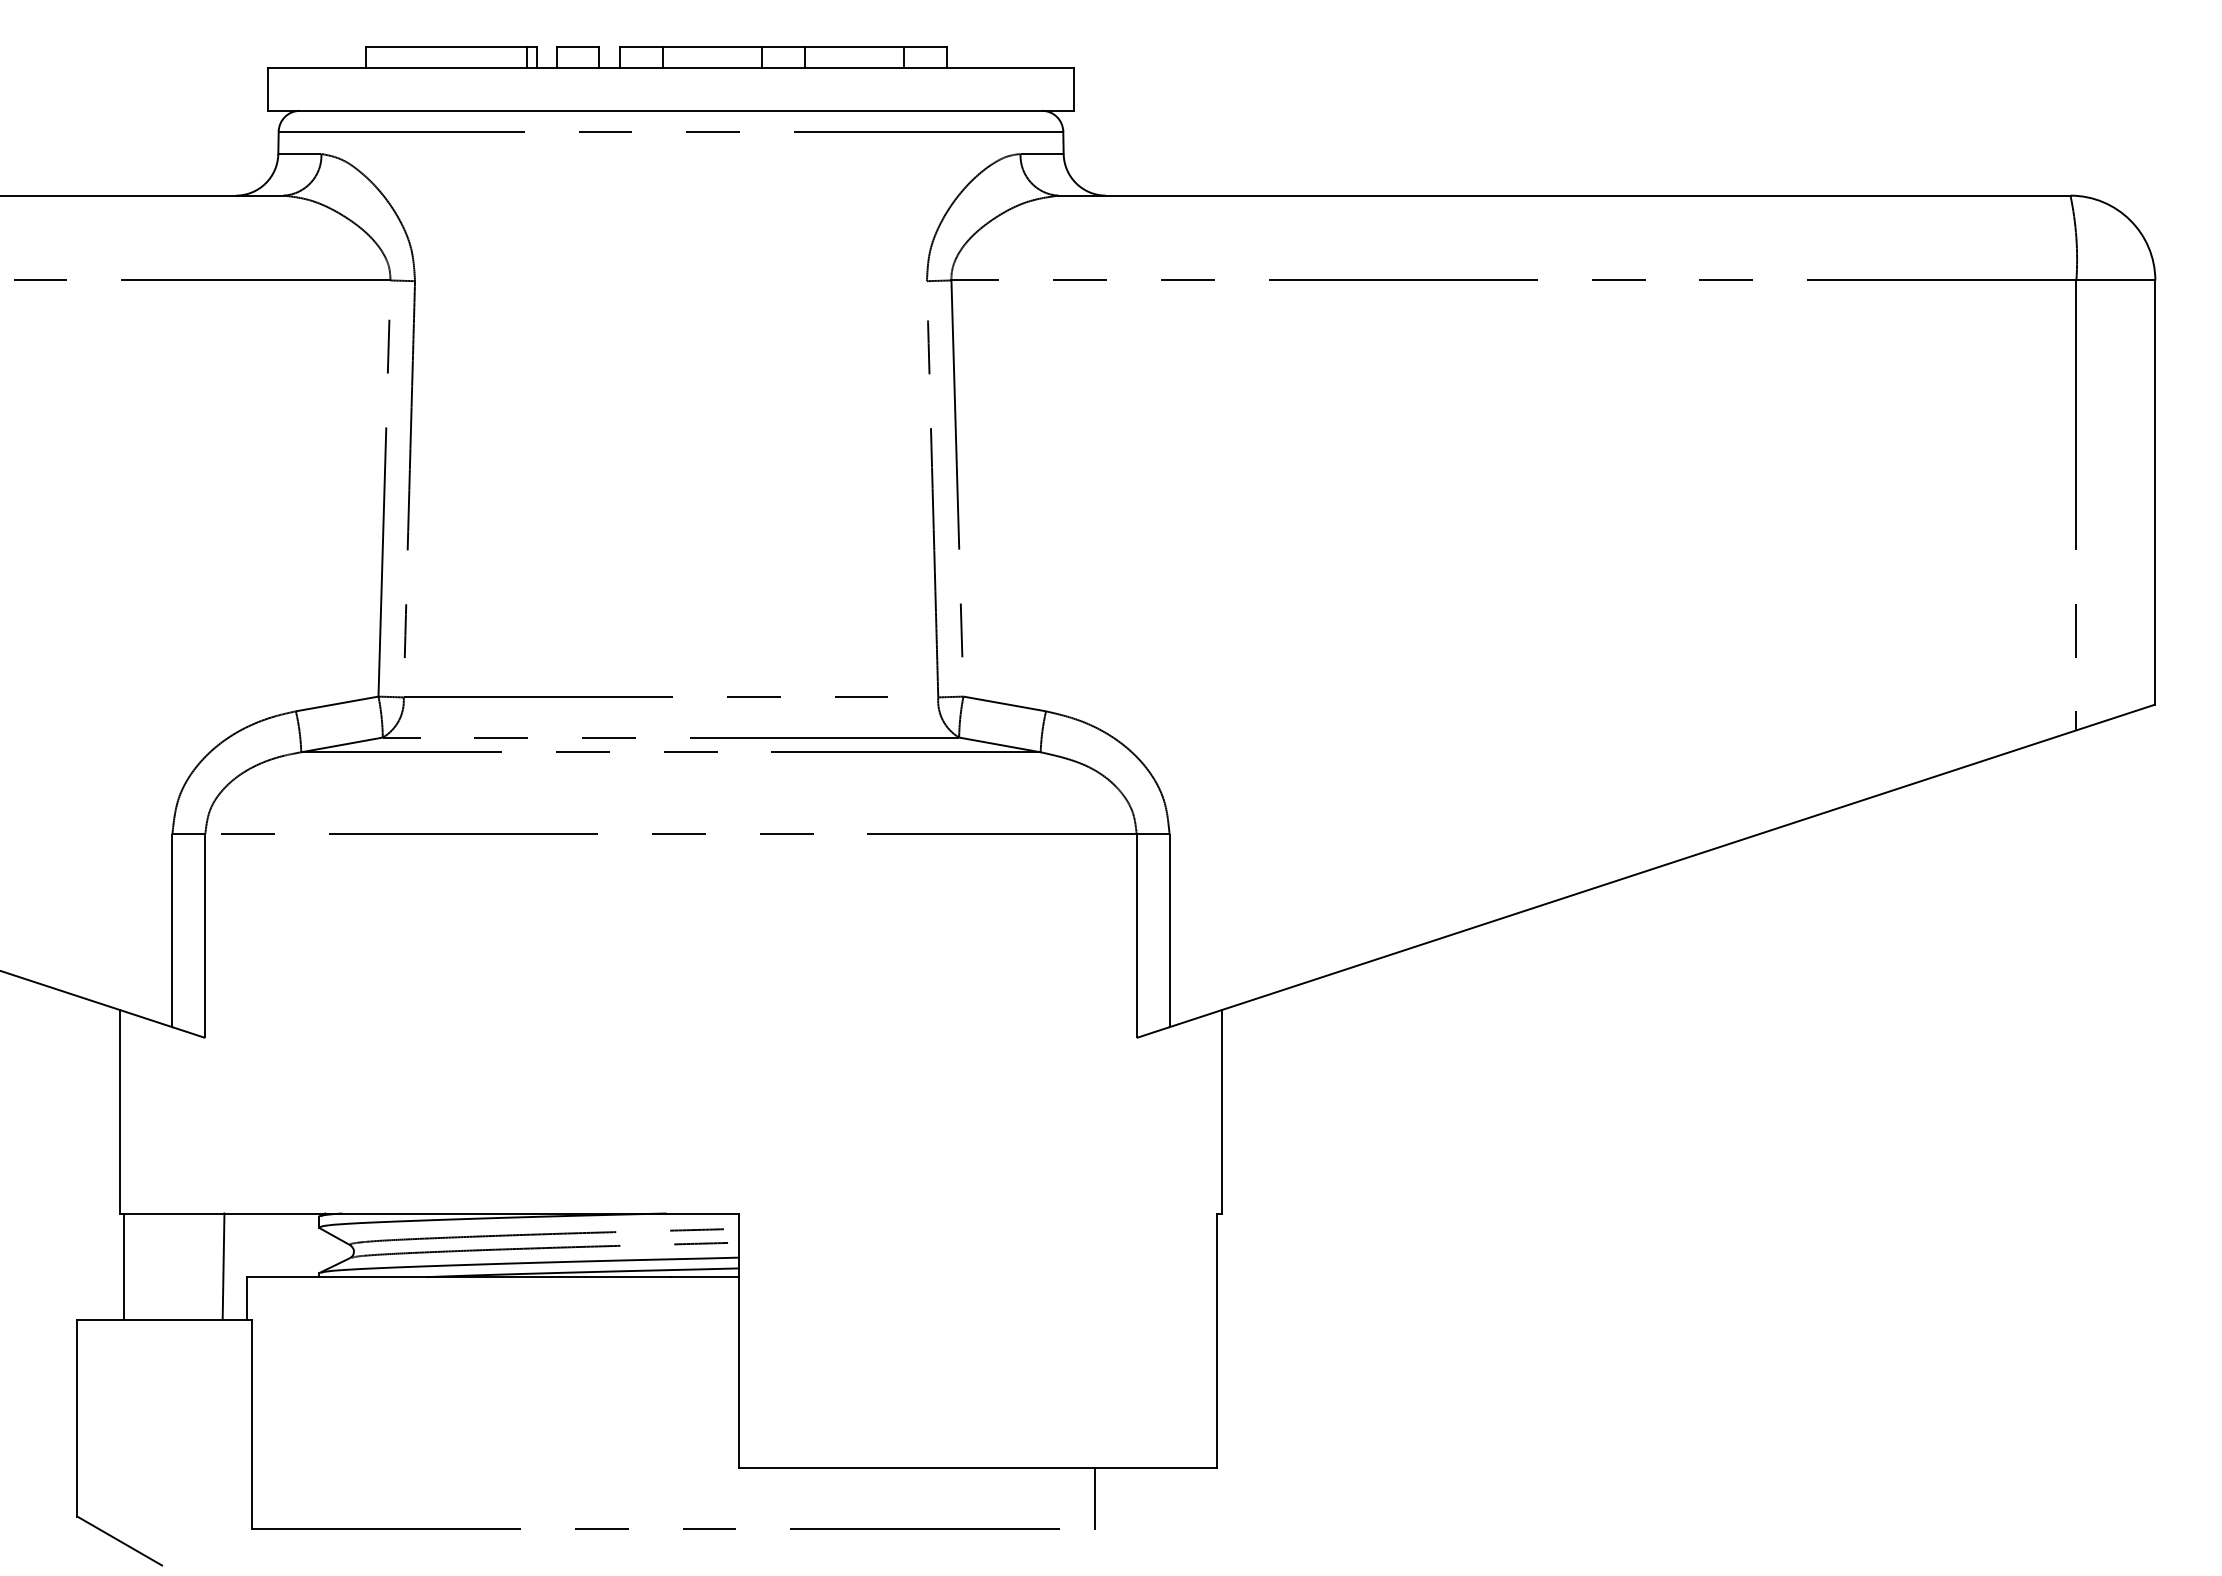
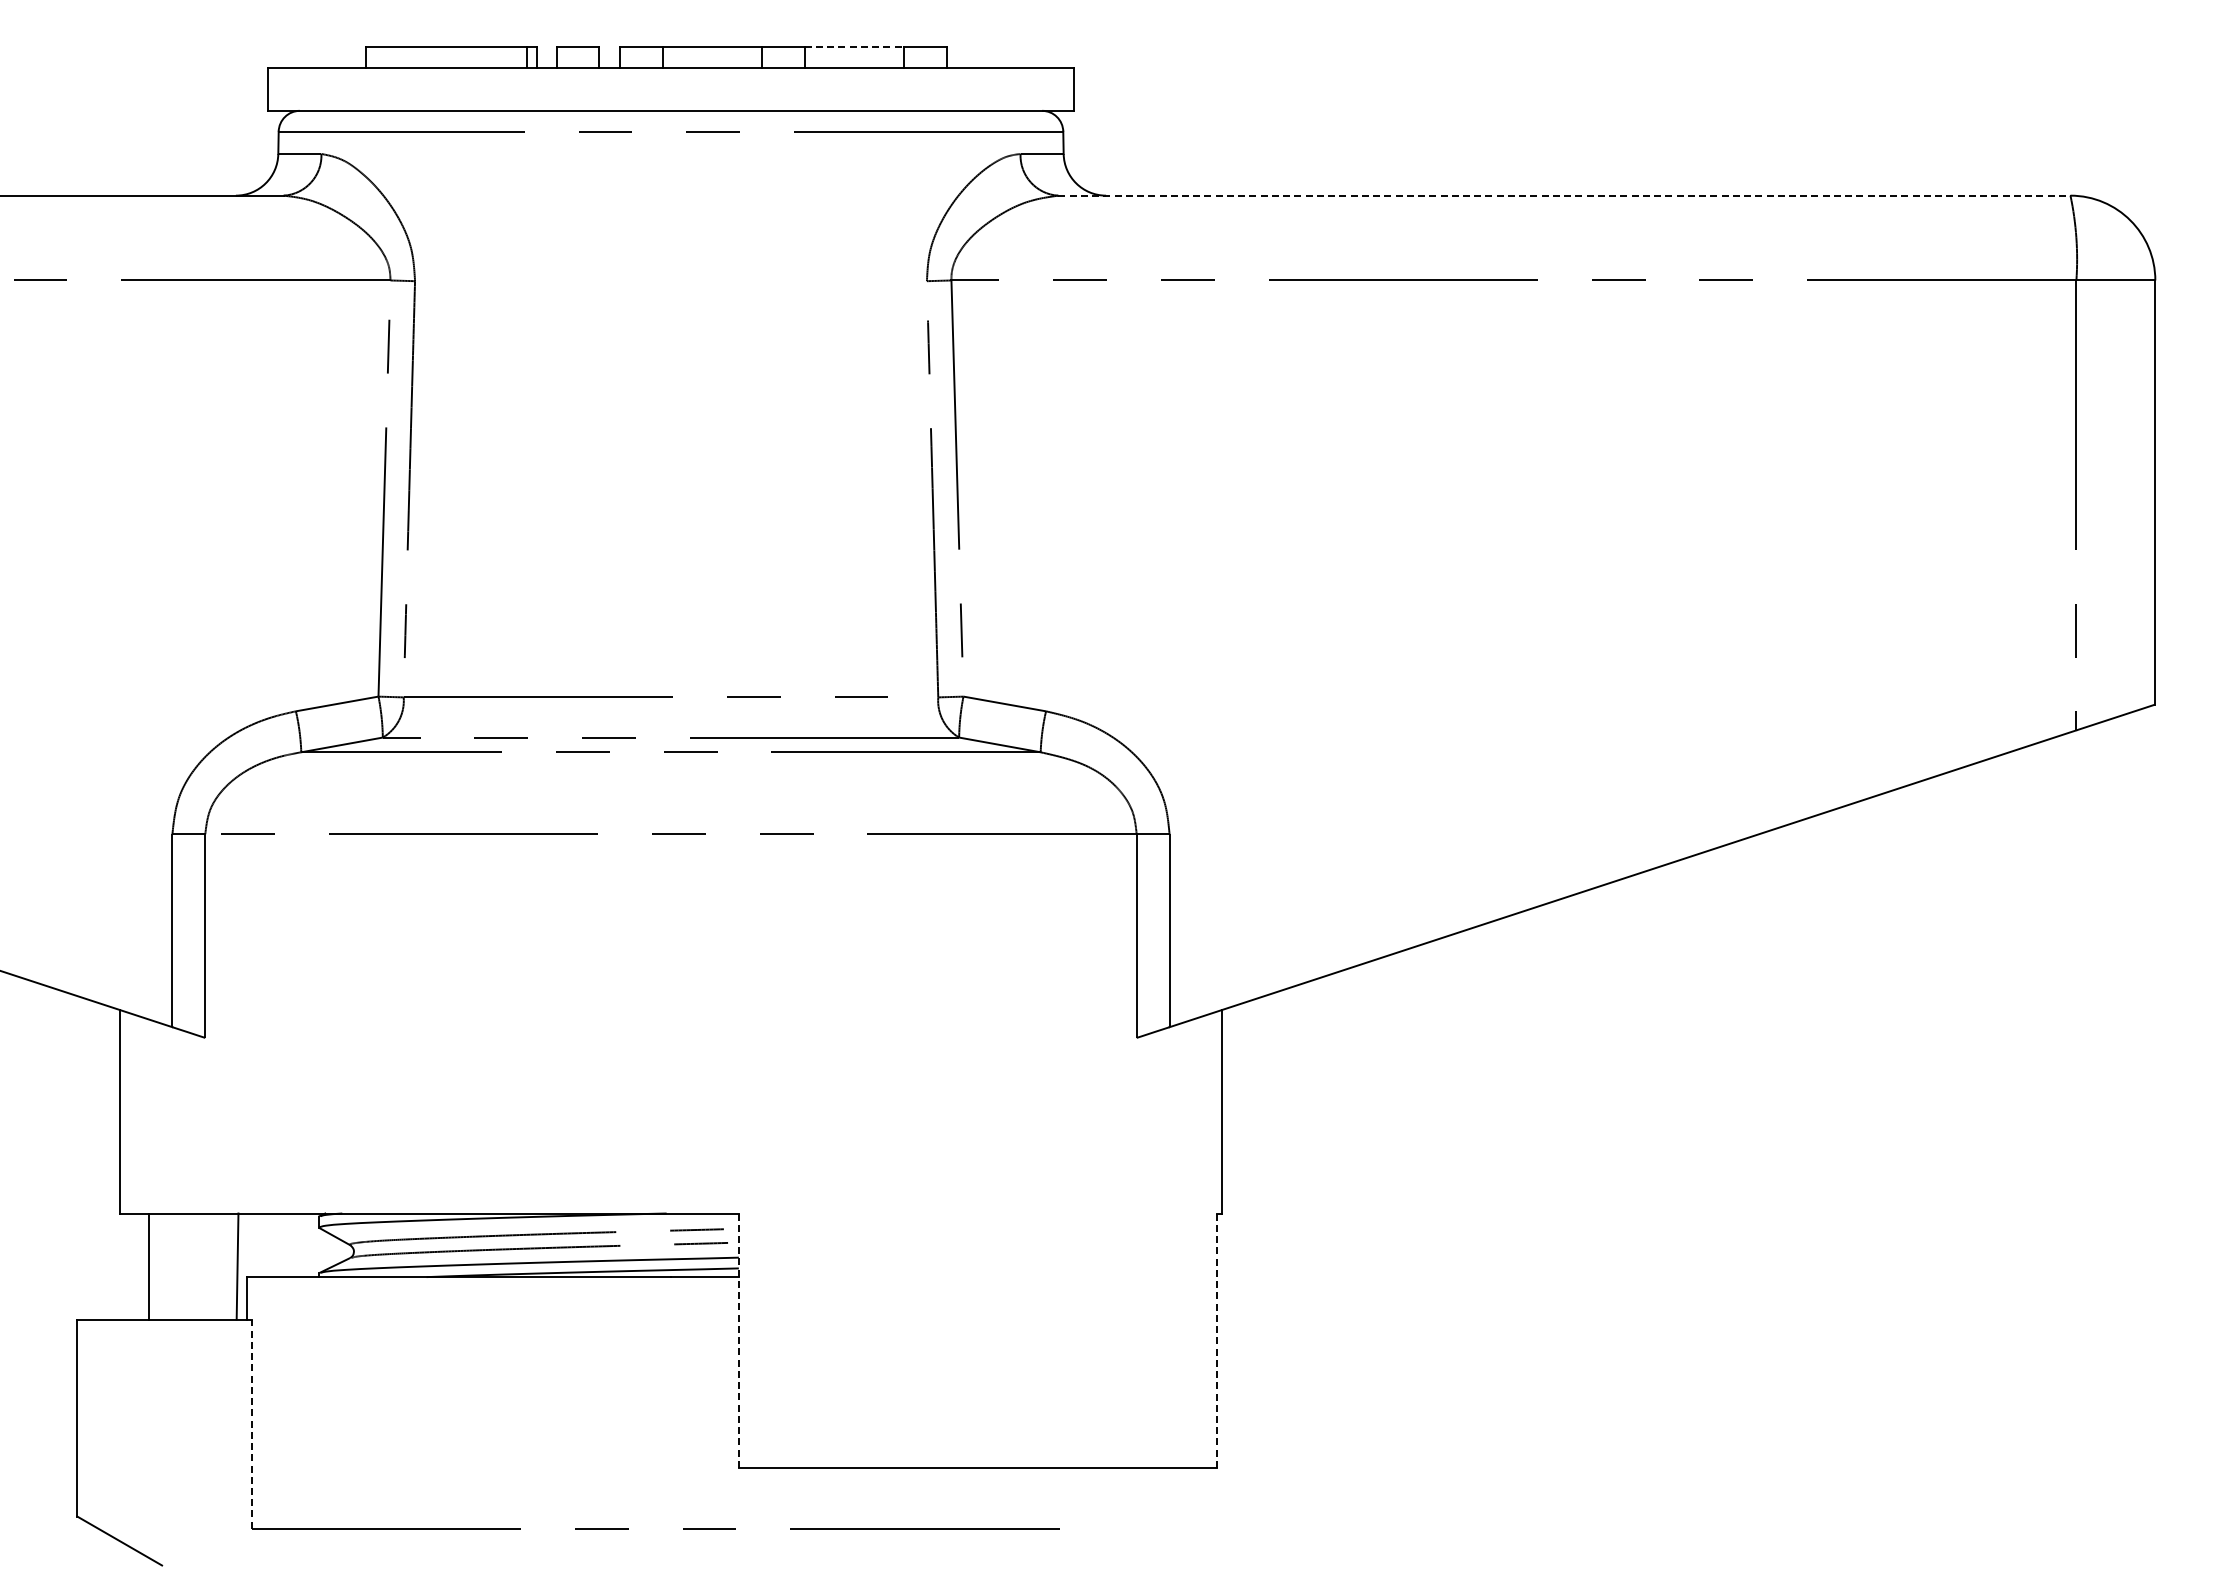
line: solid -> dashed (854, 47)
line: solid -> dashed (1564, 195)
line position: (123, 1266) -> (148, 1266) (148, 1266)
line position: (223, 1266) -> (237, 1266) (237, 1266)
line: solid -> dashed (1217, 1340)
line: solid -> dashed (738, 1341)
line: solid -> dashed (251, 1424)
line: present -> none (1095, 1497)
